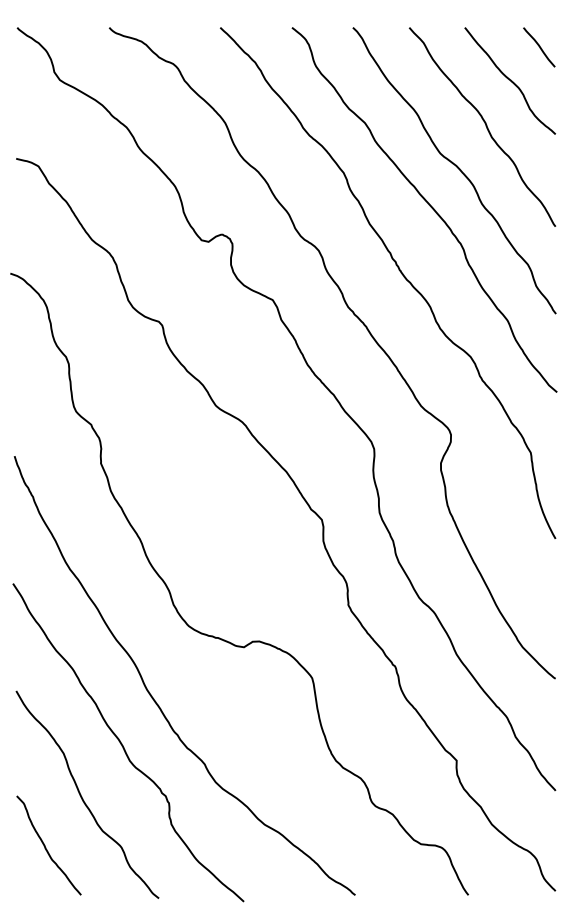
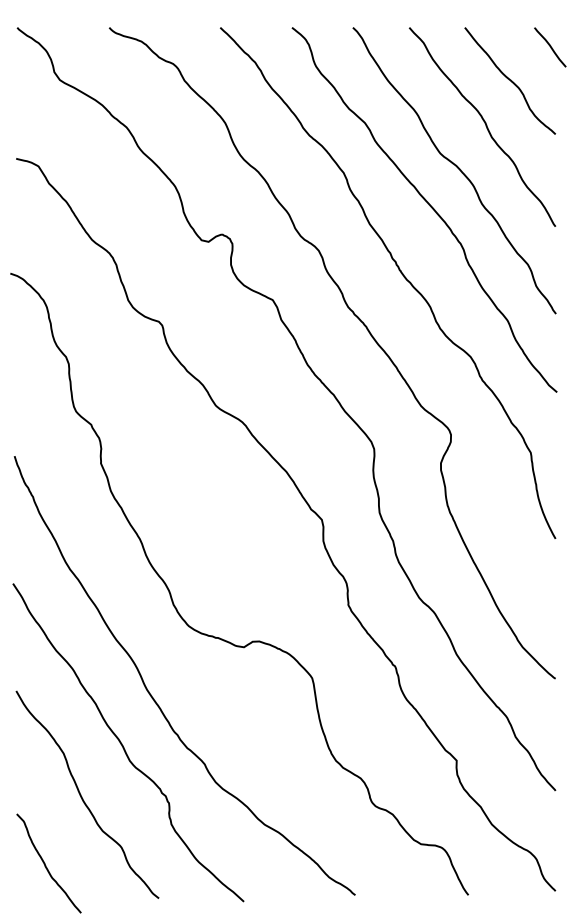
curve position: (539, 47) -> (550, 47) (550, 47)
curve position: (46, 847) -> (46, 865) (46, 865)
